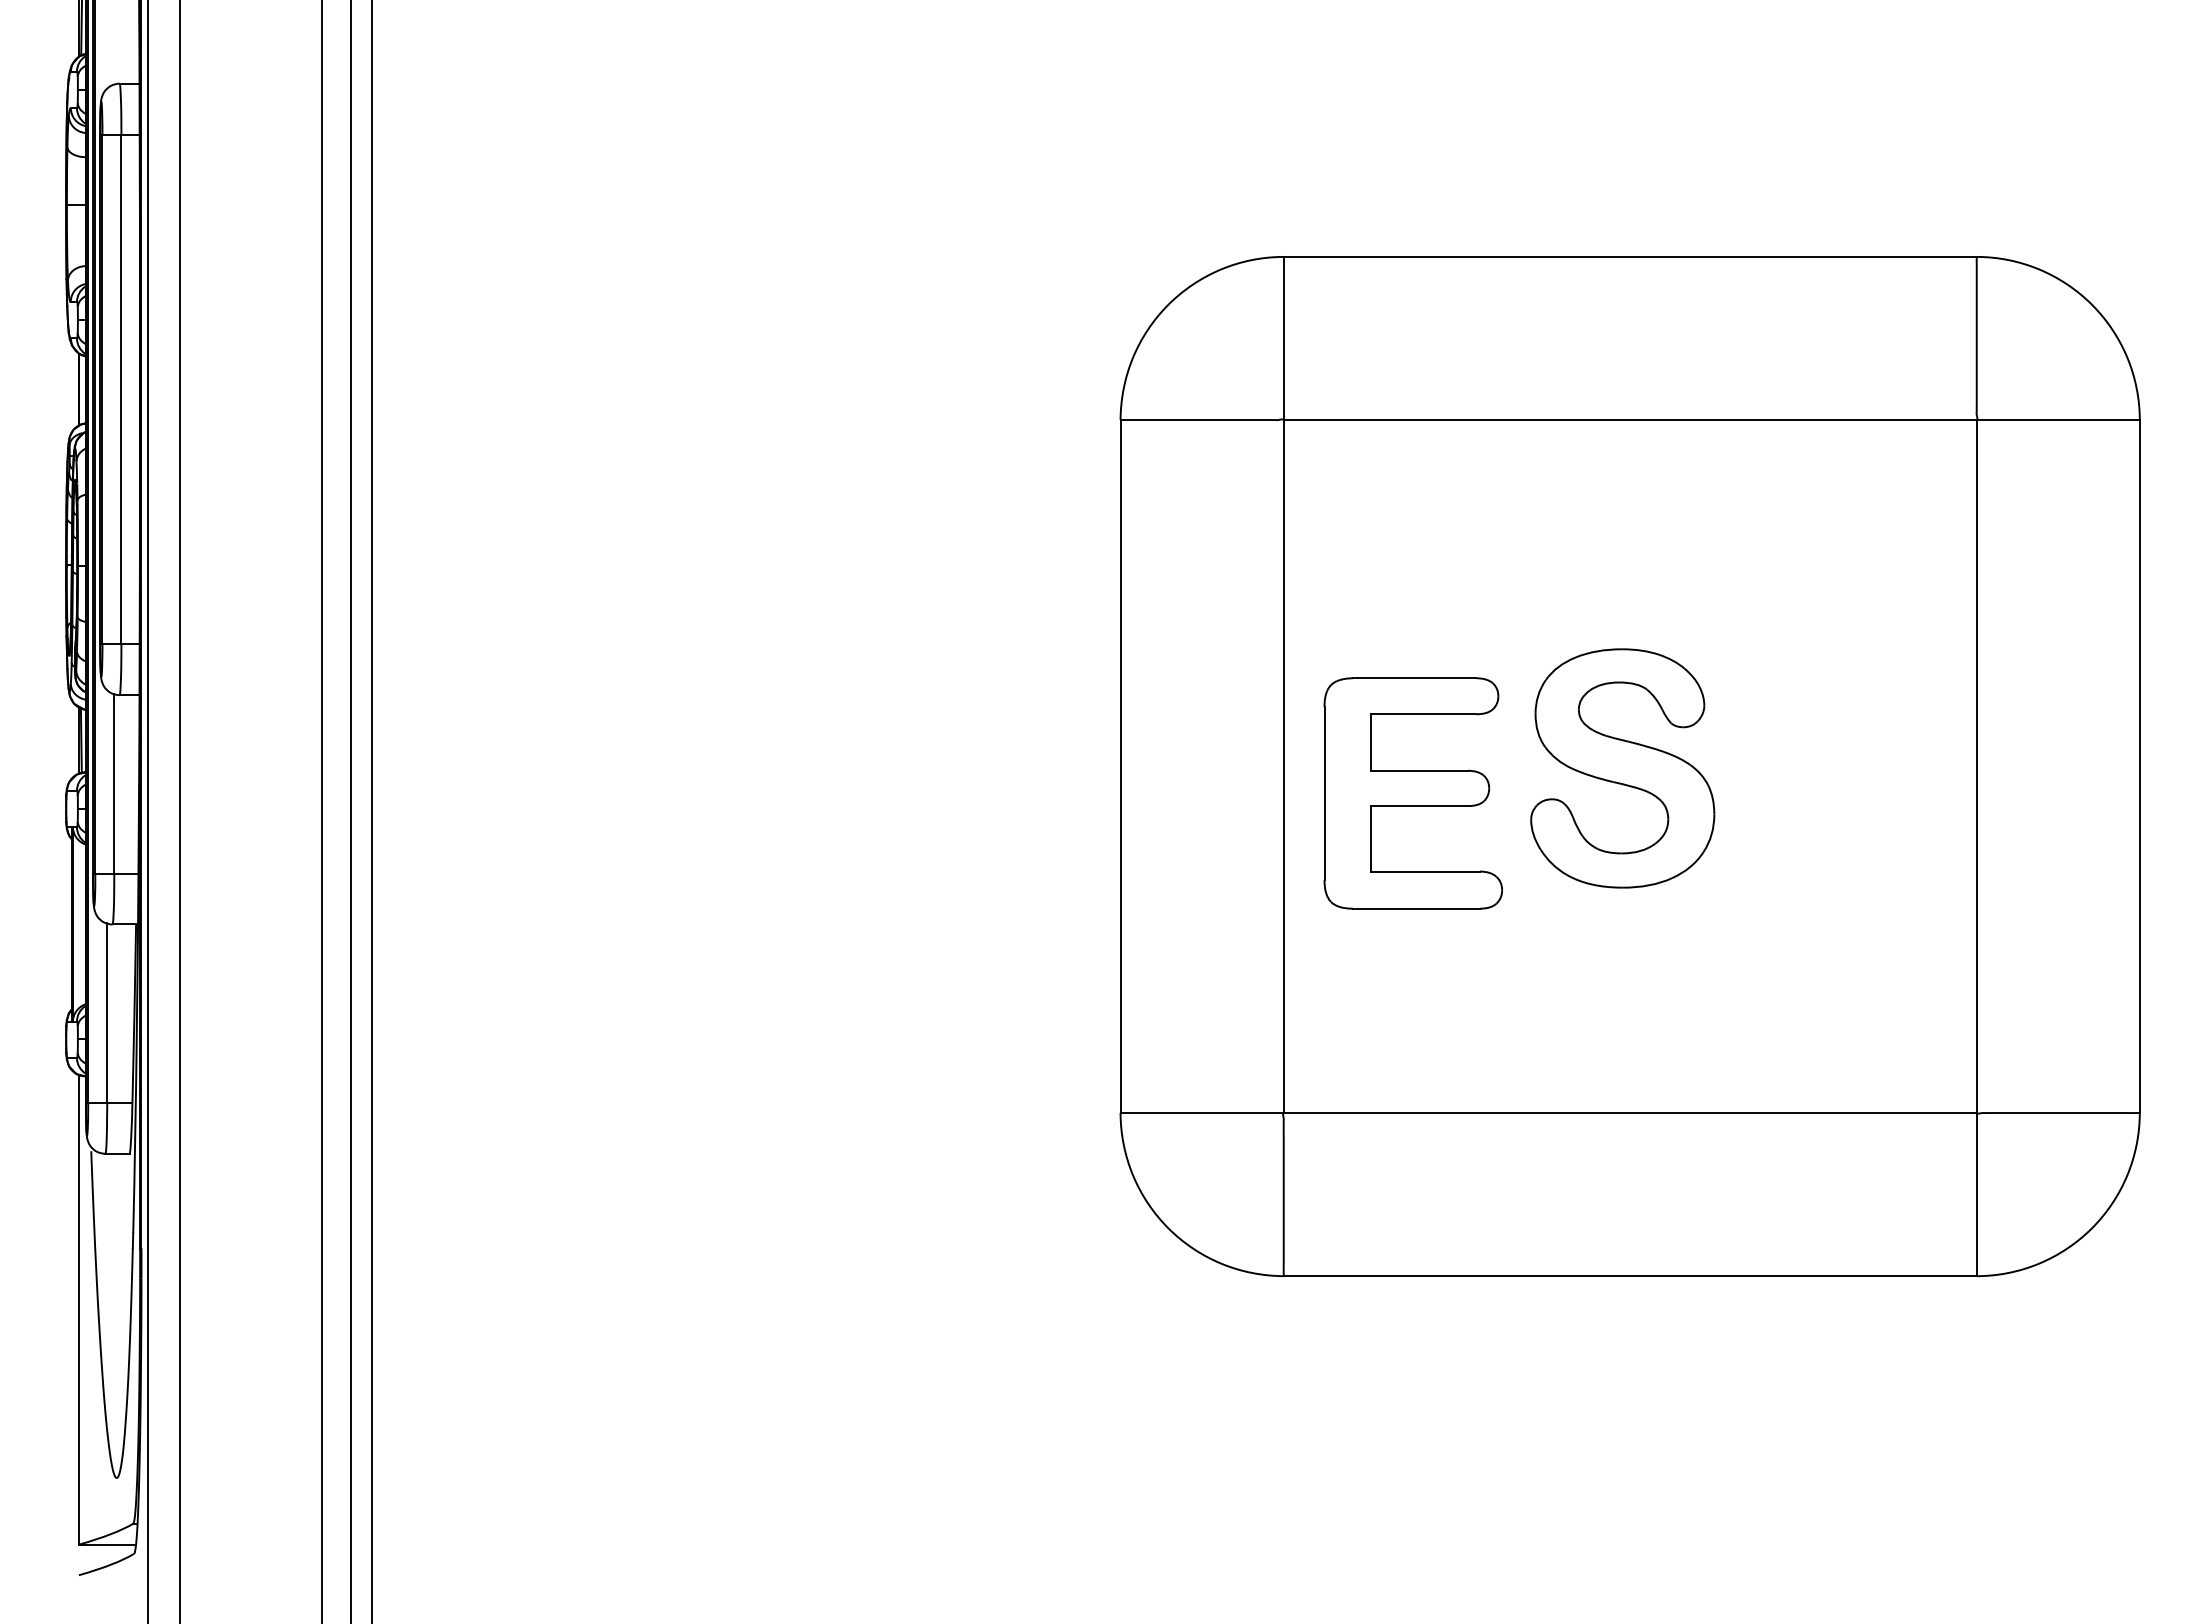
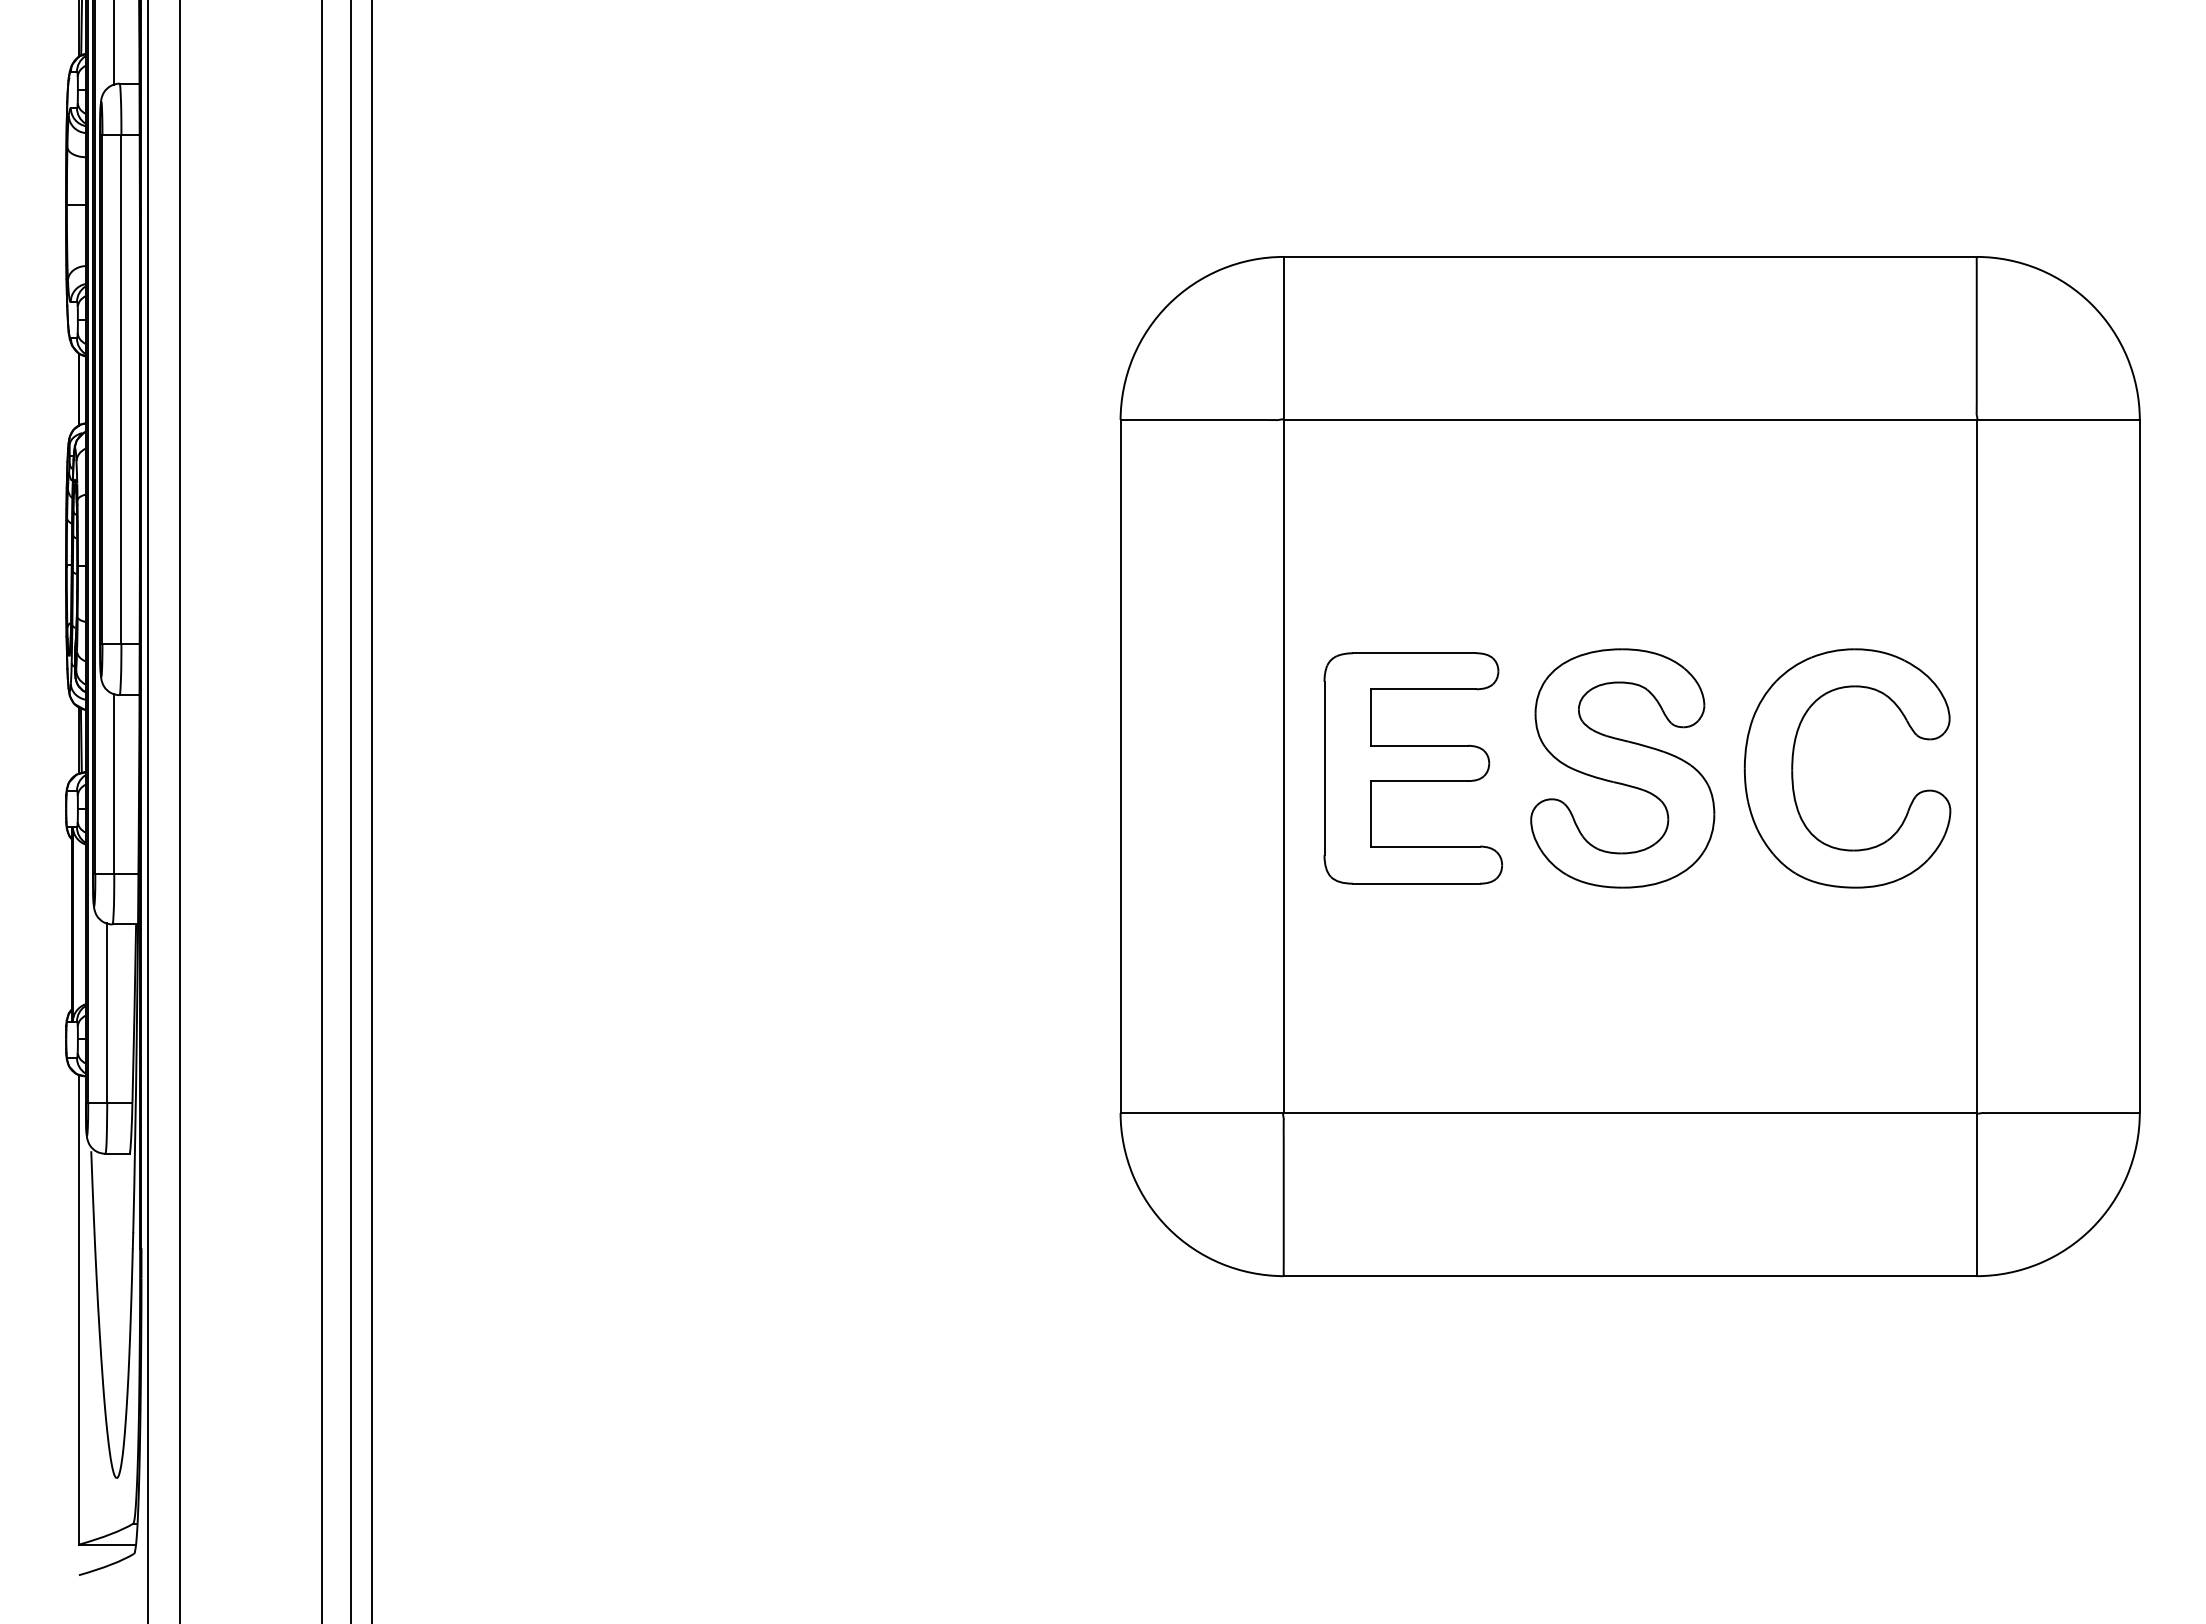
line: none -> present (114, 43)
part: none -> present (1793, 768)
part position: (1412, 793) -> (1412, 768) (1412, 768)
